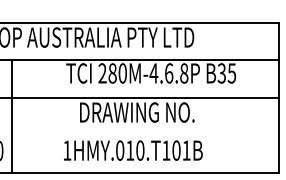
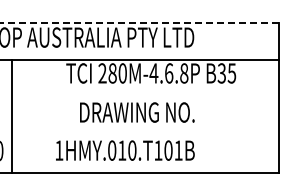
line: solid -> dashed (139, 22)
line: present -> none (140, 97)
text position: (133, 150) -> (125, 150) (125, 150)
